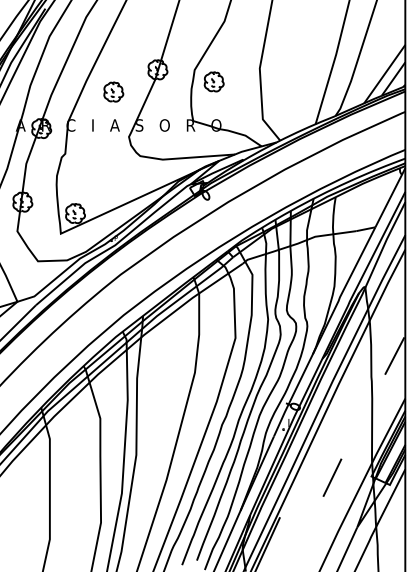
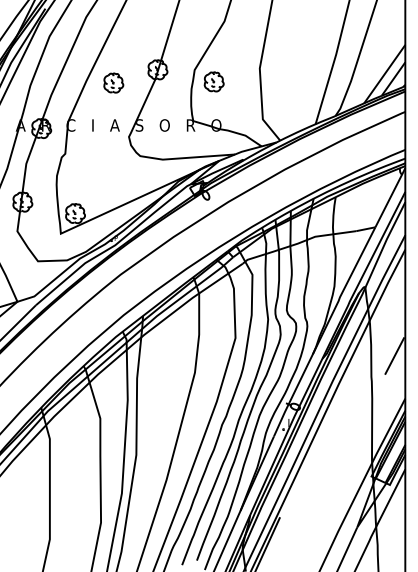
part position: (113, 91) -> (113, 82) (113, 82)
line: present -> none (332, 477)
